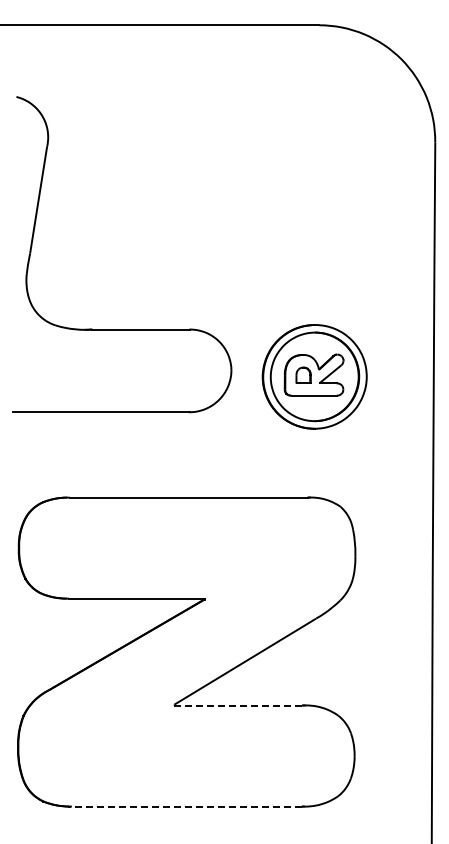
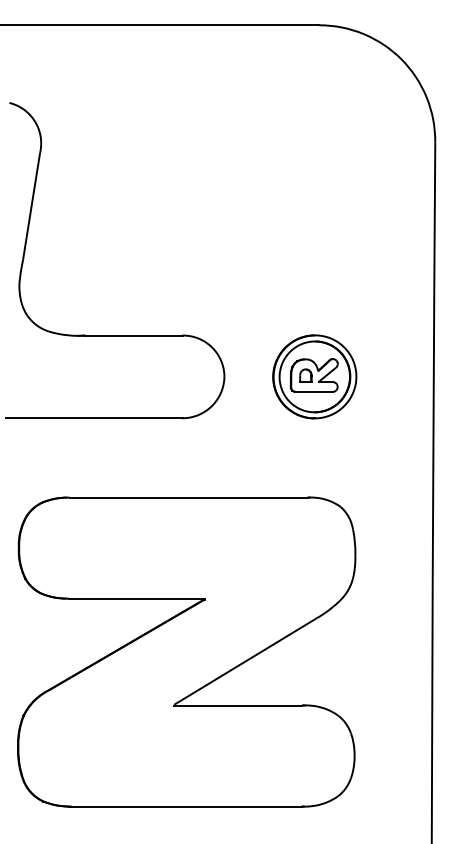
part position: (122, 329) -> (115, 335) (115, 335)
part size: 107x106 px -> 86x86 px (314, 376)
line: dashed -> solid (238, 705)
line: dashed -> solid (186, 806)
